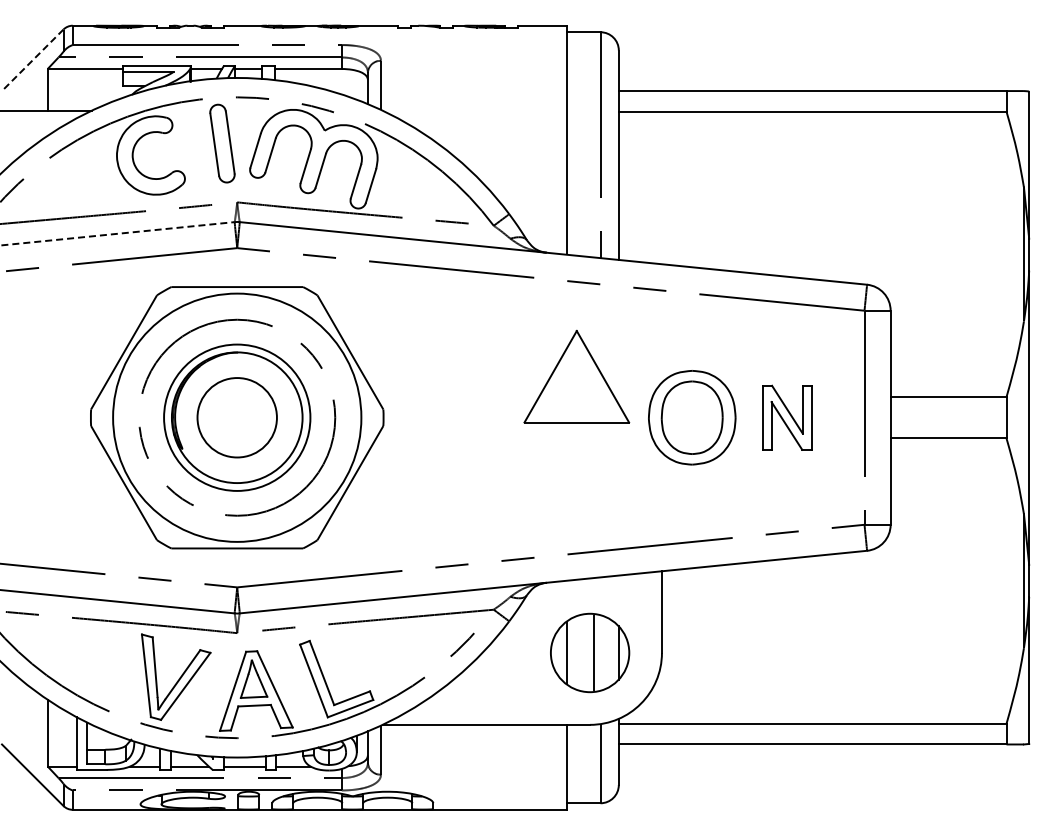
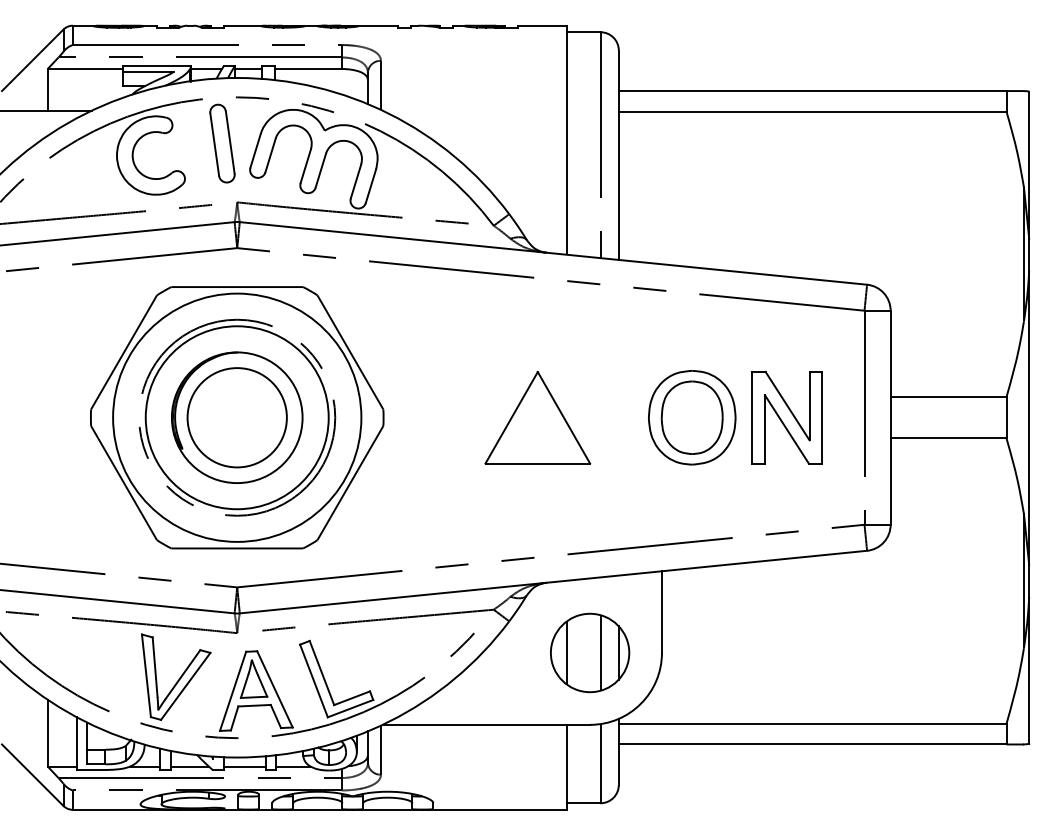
line: dashed -> solid (32, 60)
line: dashed -> solid (117, 233)
part position: (576, 376) -> (537, 417) (537, 417)
circle diameter: 79 px -> 99 px (236, 417)
circle diameter: 146 px -> 183 px (236, 417)
part size: 51x67 px -> 72x94 px (786, 417)
line position: (593, 652) -> (600, 652) (600, 652)
